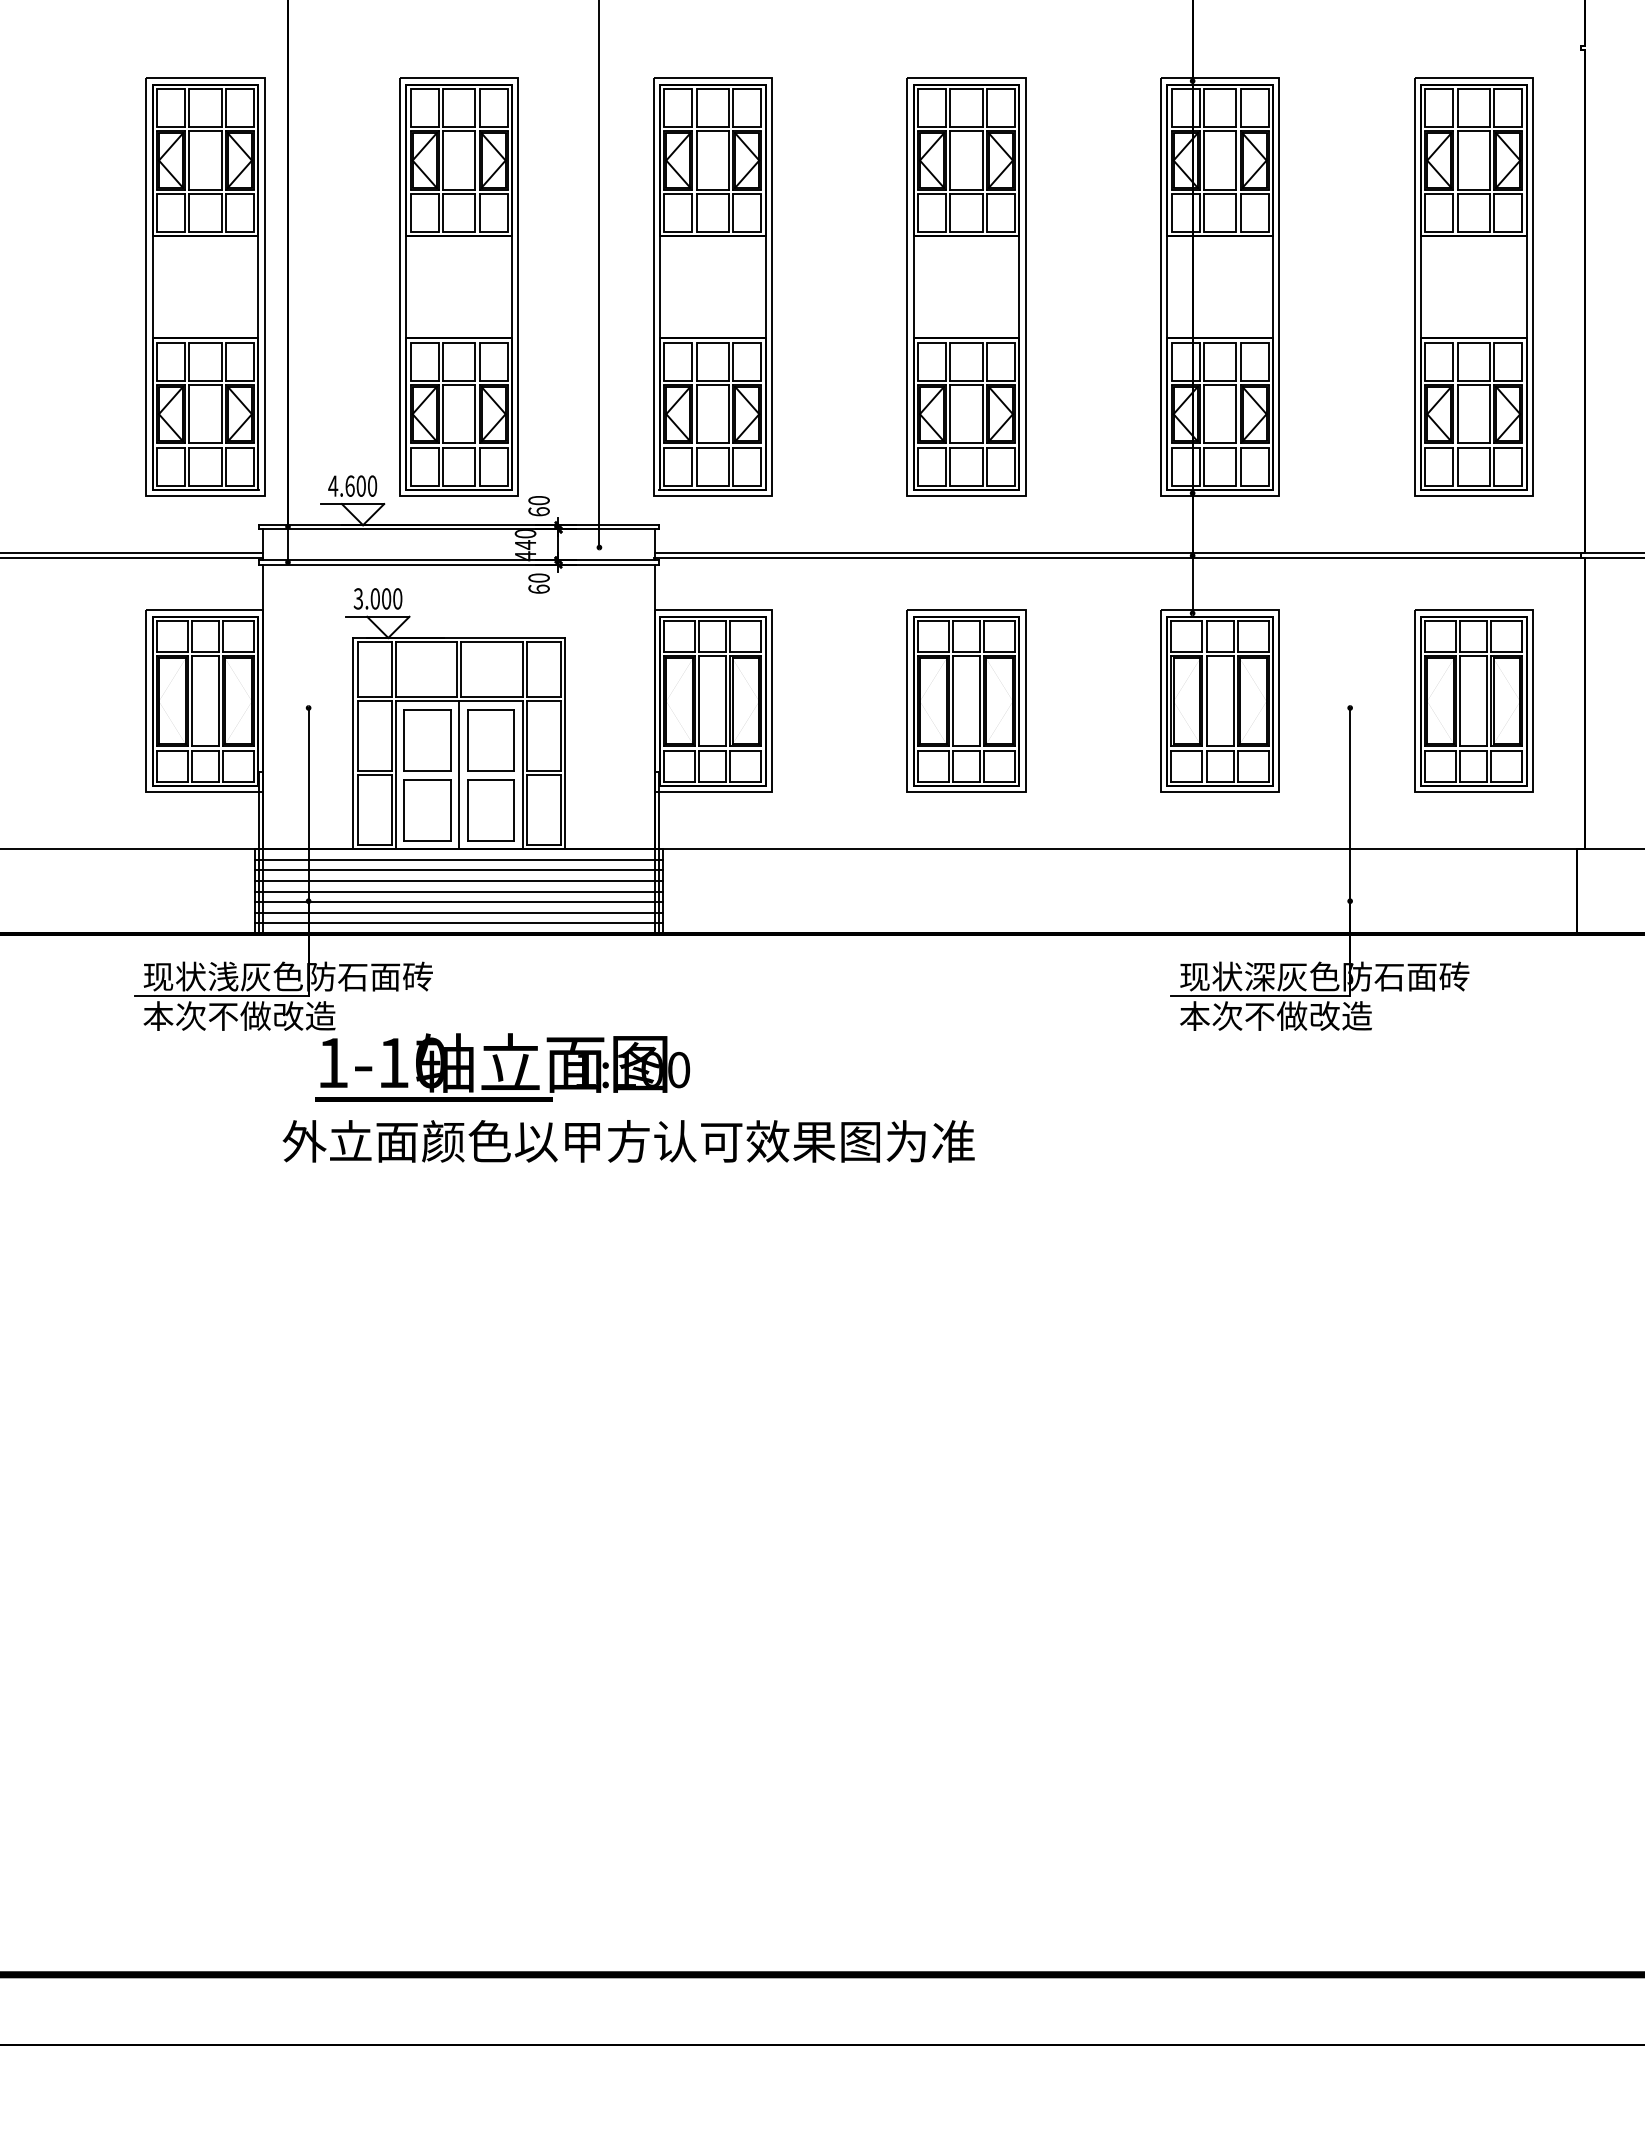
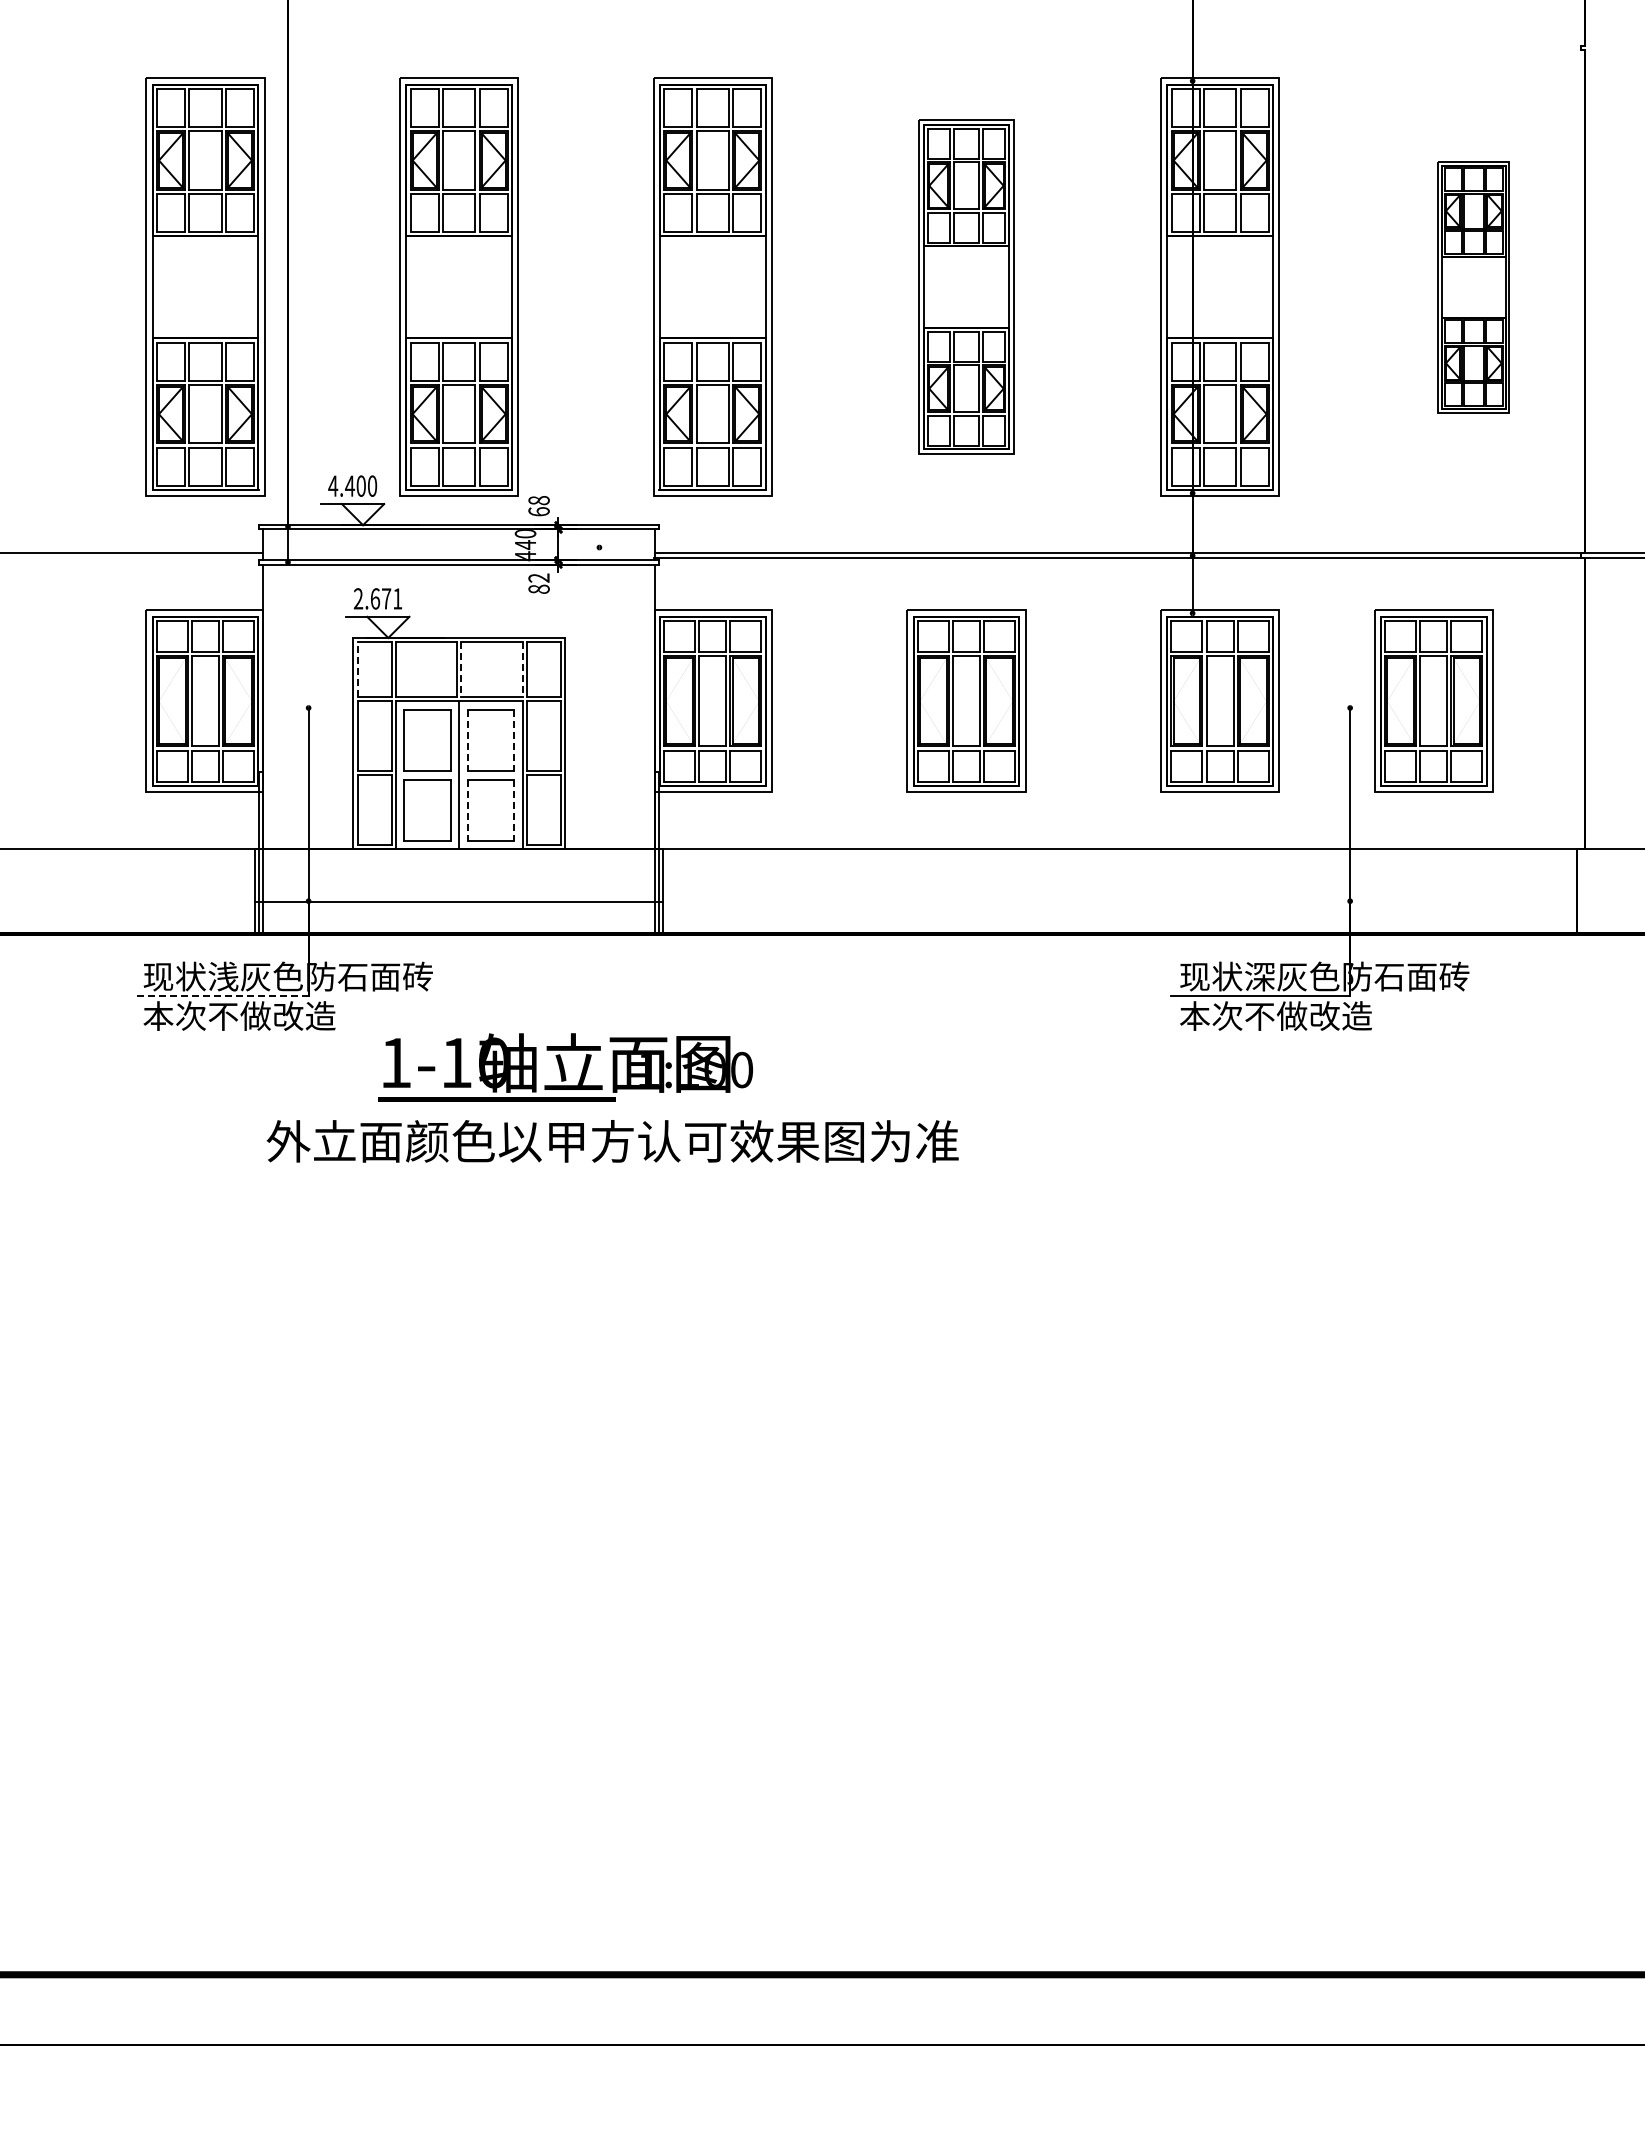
line: present -> none (599, 274)
part size: 121x420 px -> 97x336 px (966, 286)
part size: 120x420 px -> 73x253 px (1473, 287)
text: 4.600 -> 4.400 (350, 485)
text: 60 -> 68 (539, 500)
line: present -> none (132, 557)
text: 60 -> 82 (538, 583)
text: 3.000 -> 2.671 (377, 598)
line: solid -> dashed (357, 669)
line: solid -> dashed (461, 670)
line: solid -> dashed (522, 670)
part position: (1473, 700) -> (1433, 700) (1433, 700)
line: solid -> dashed (467, 740)
line: solid -> dashed (514, 740)
line: solid -> dashed (467, 810)
line: solid -> dashed (514, 810)
line: present -> none (458, 859)
line: present -> none (458, 870)
line: present -> none (458, 881)
line: present -> none (458, 891)
line: present -> none (458, 912)
line: present -> none (458, 923)
line: solid -> dashed (221, 996)
text position: (502, 1067) -> (565, 1067) (565, 1067)
text position: (628, 1141) -> (612, 1141) (612, 1141)
